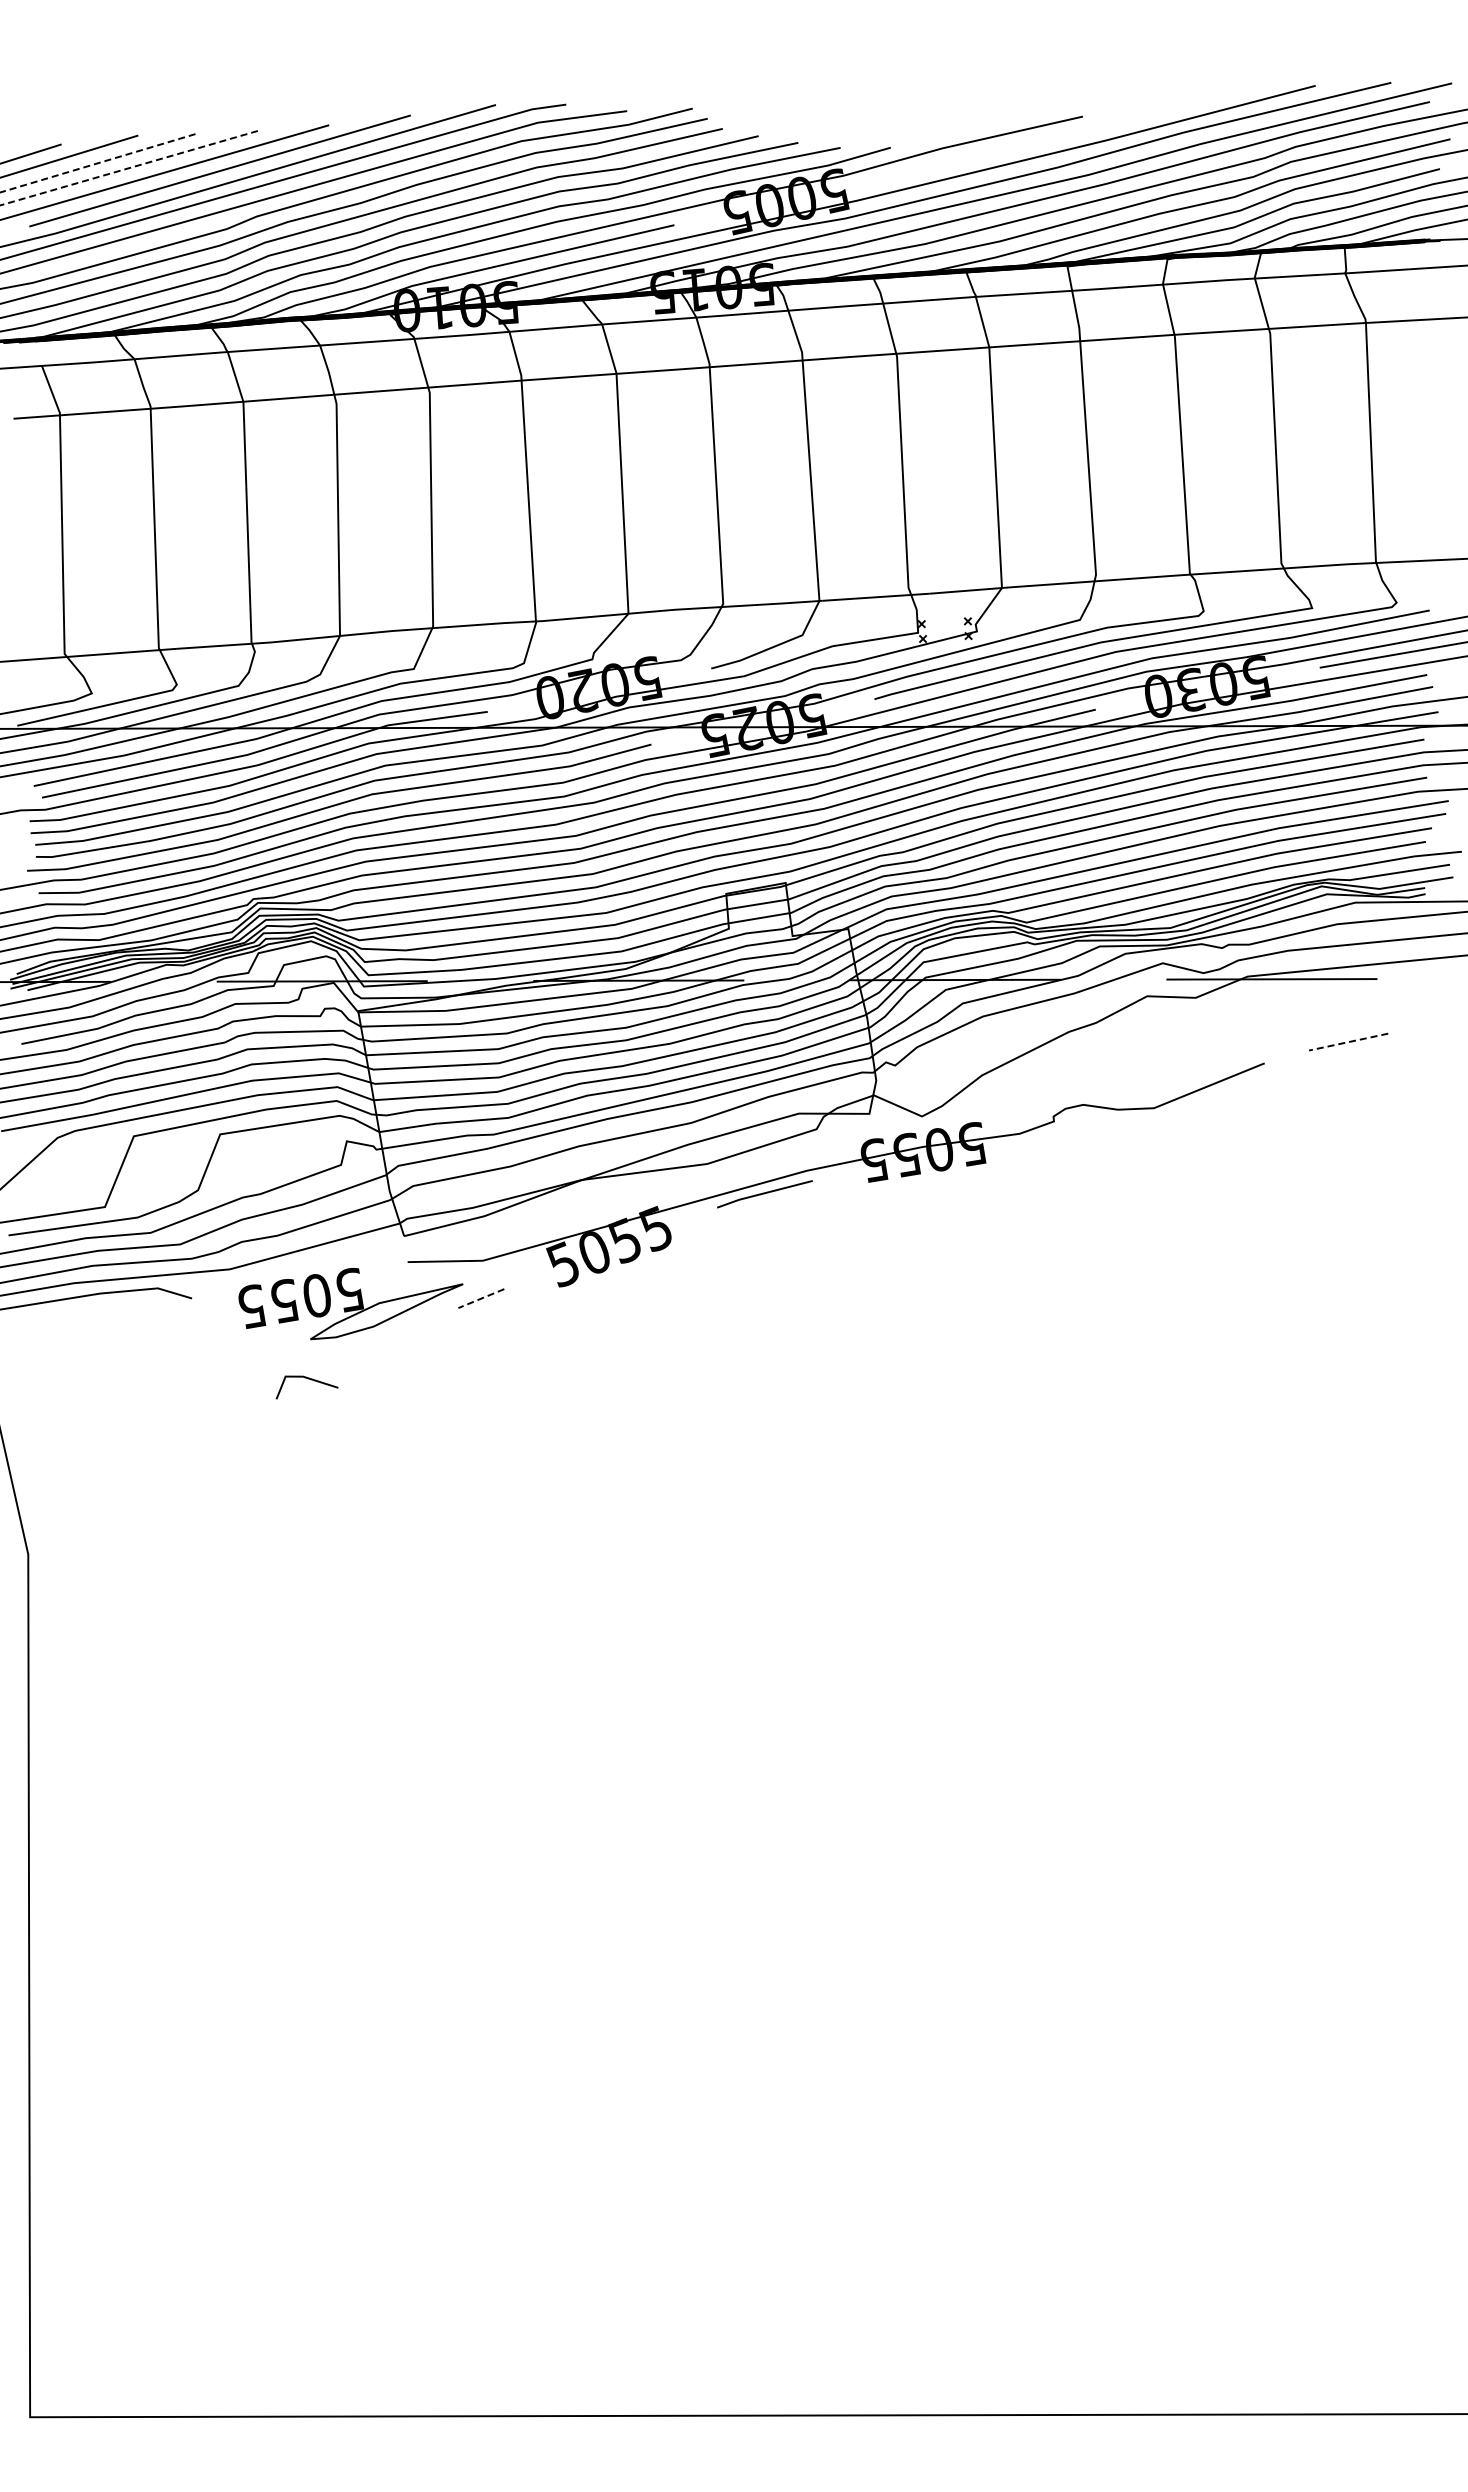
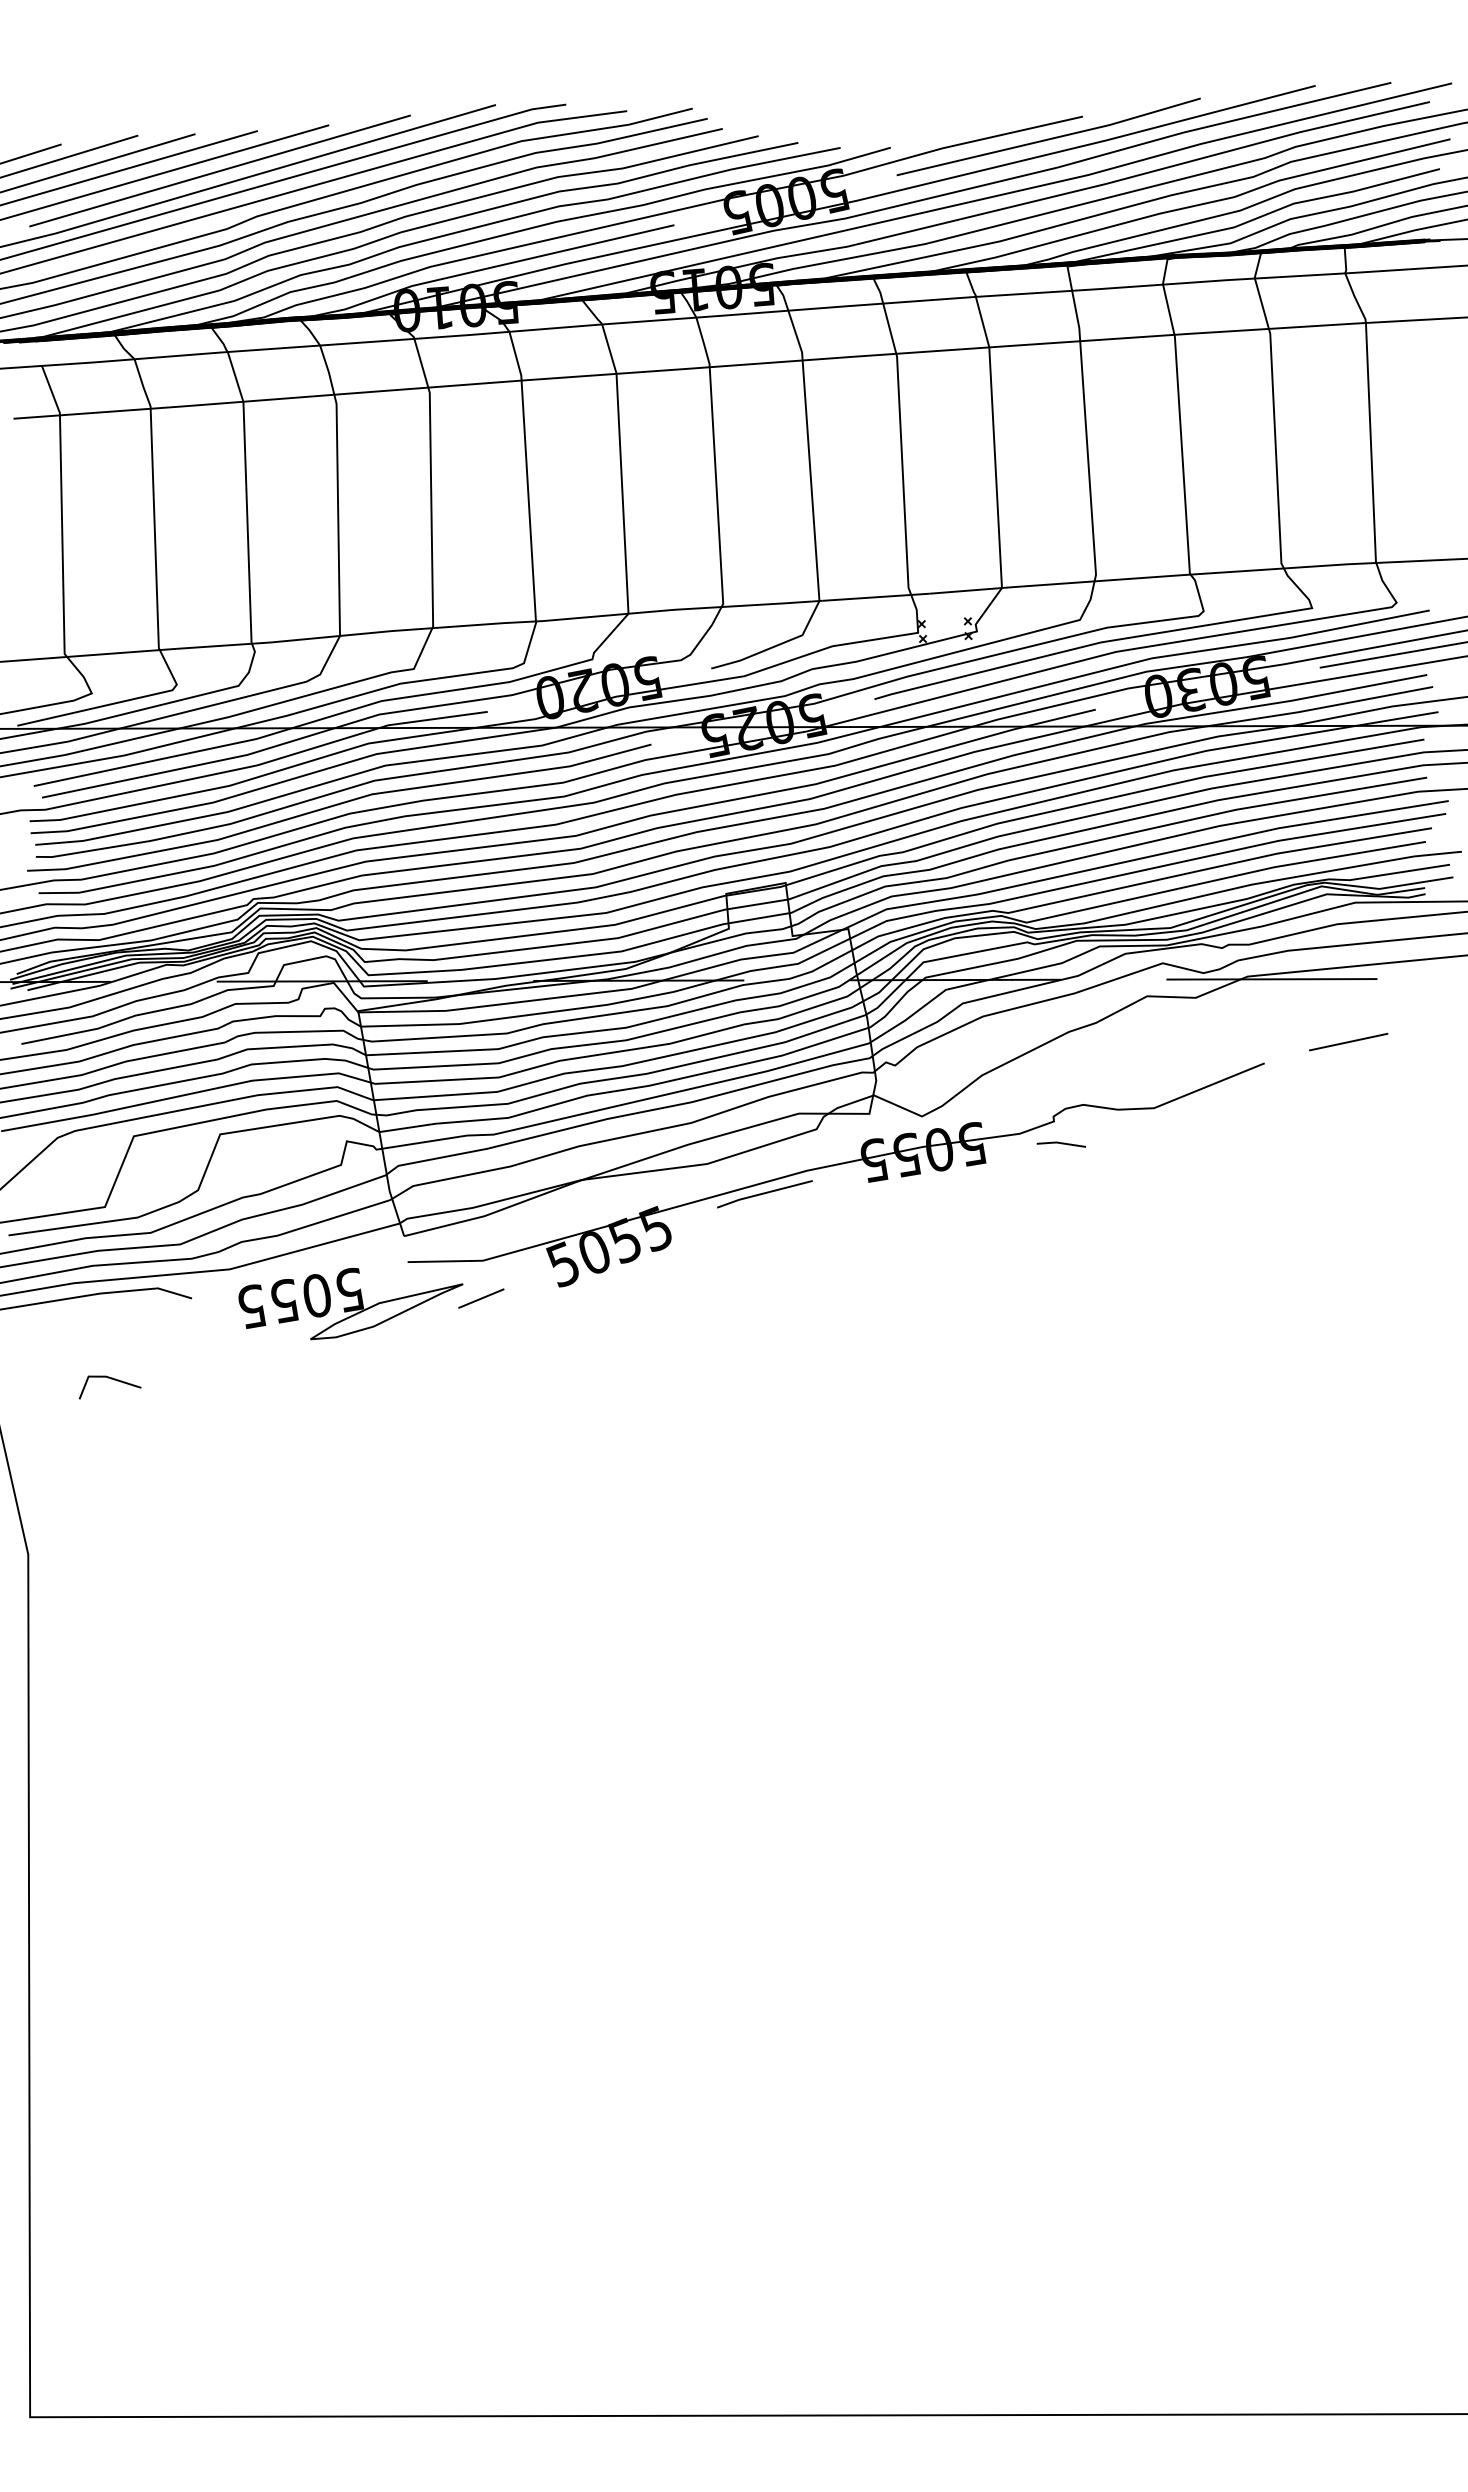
line: none -> present (1048, 138)
line: dashed -> solid (97, 163)
line: dashed -> solid (129, 168)
line: dashed -> solid (1348, 1042)
line: none -> present (1061, 1144)
line: dashed -> solid (481, 1298)
line position: (308, 1379) -> (111, 1379) (111, 1379)
